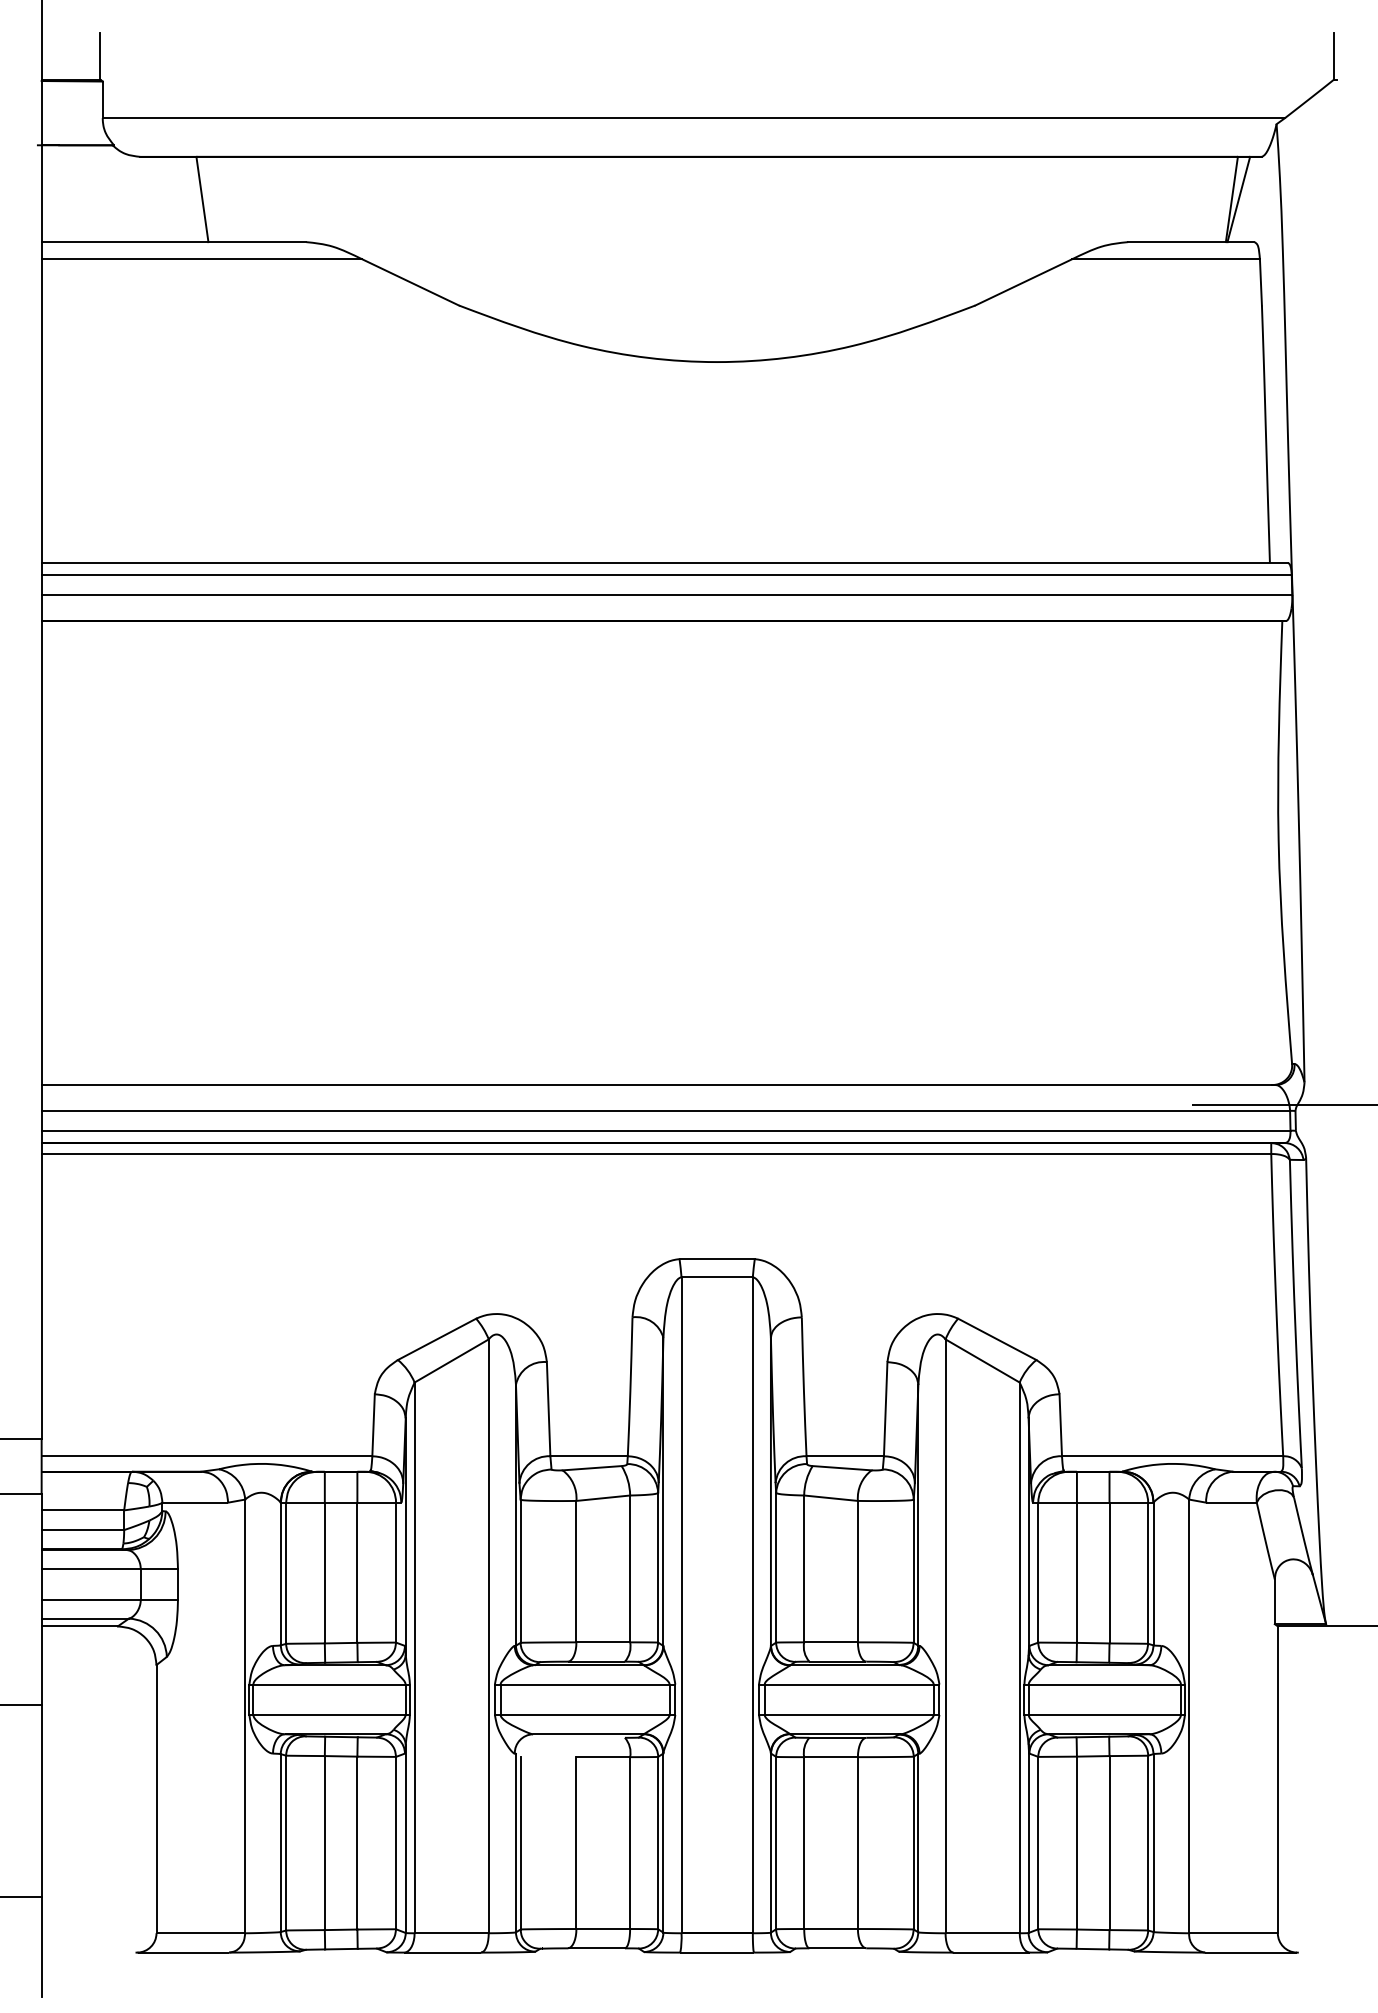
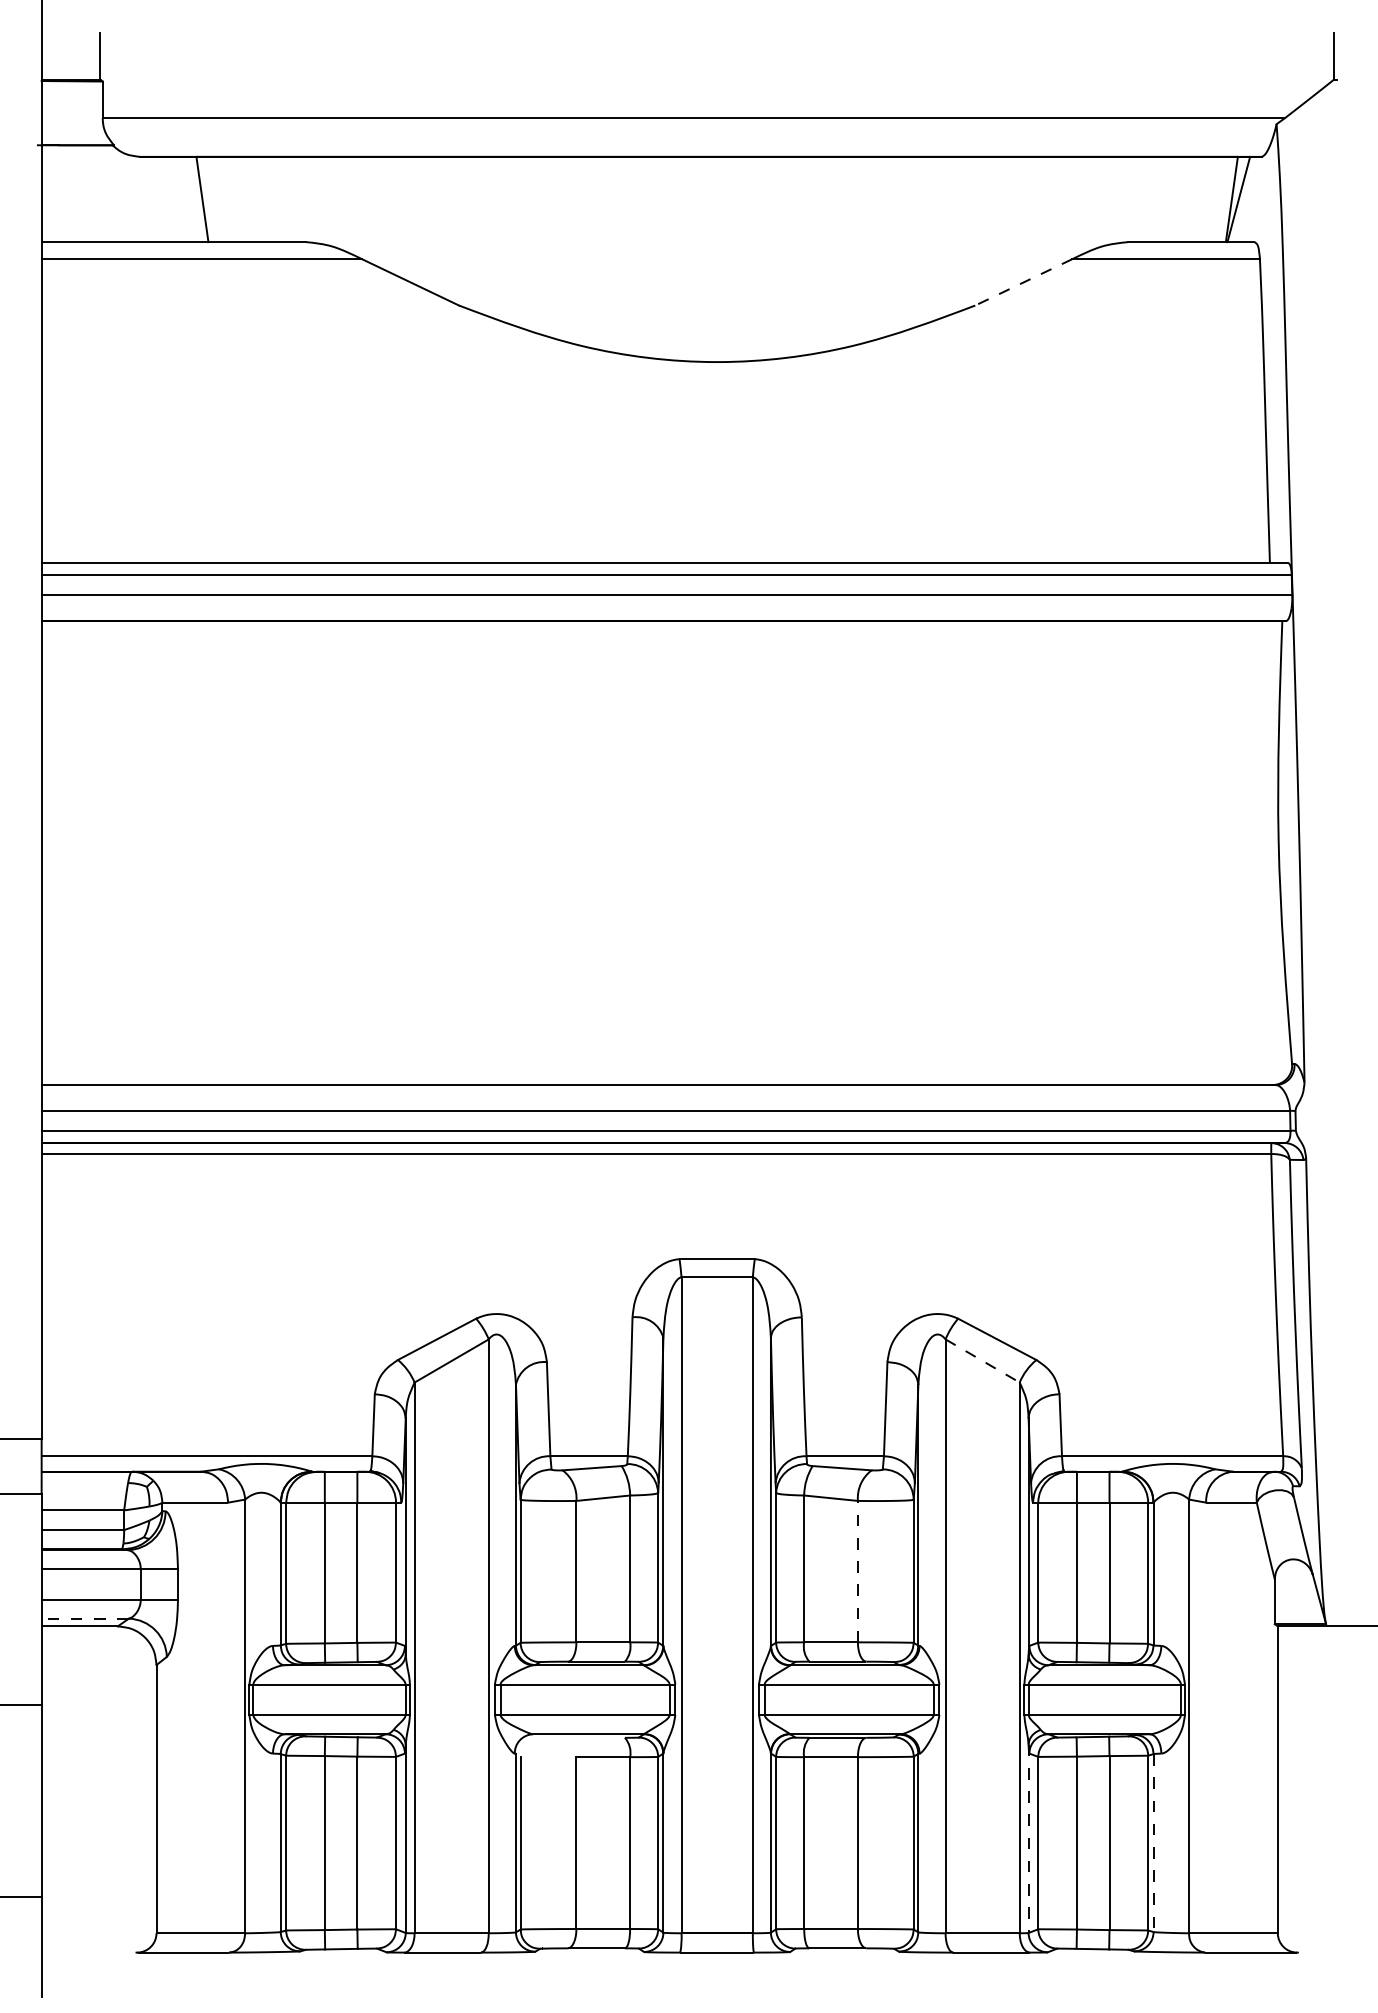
line: solid -> dashed (1023, 282)
line: present -> none (1282, 1104)
line: solid -> dashed (982, 1360)
line: solid -> dashed (857, 1571)
line: solid -> dashed (85, 1618)
line: solid -> dashed (1028, 1839)
line: solid -> dashed (1153, 1843)
